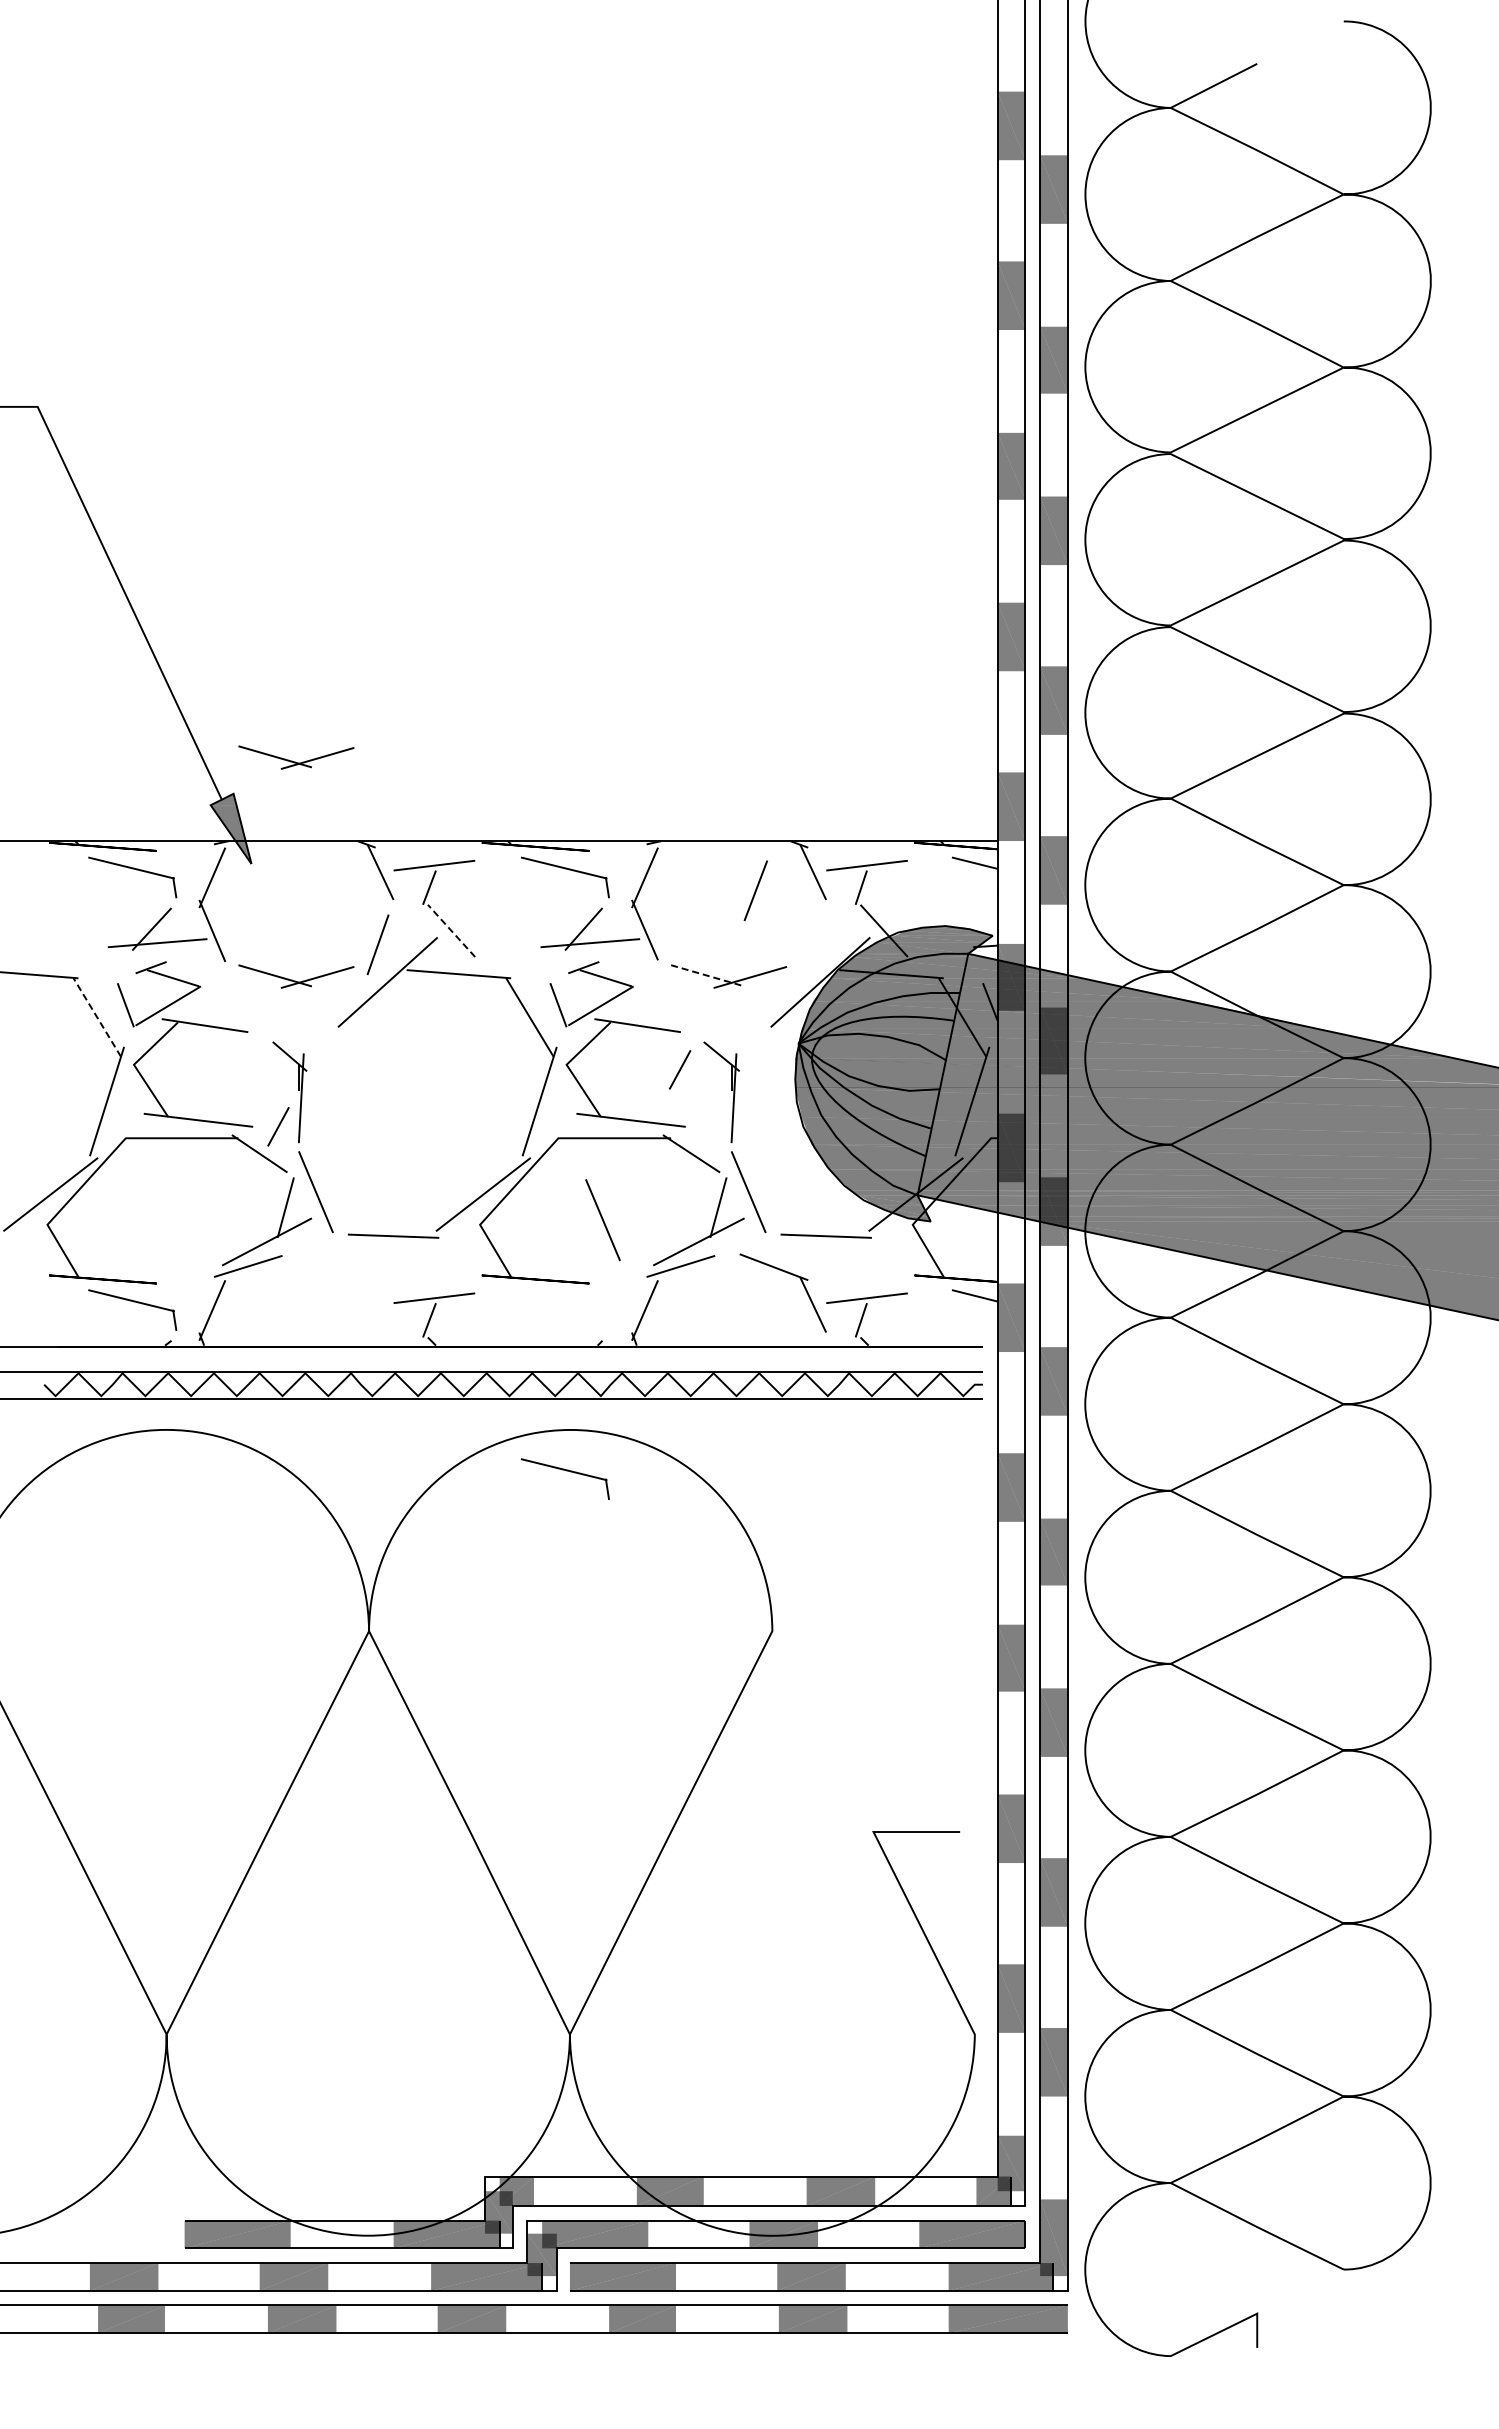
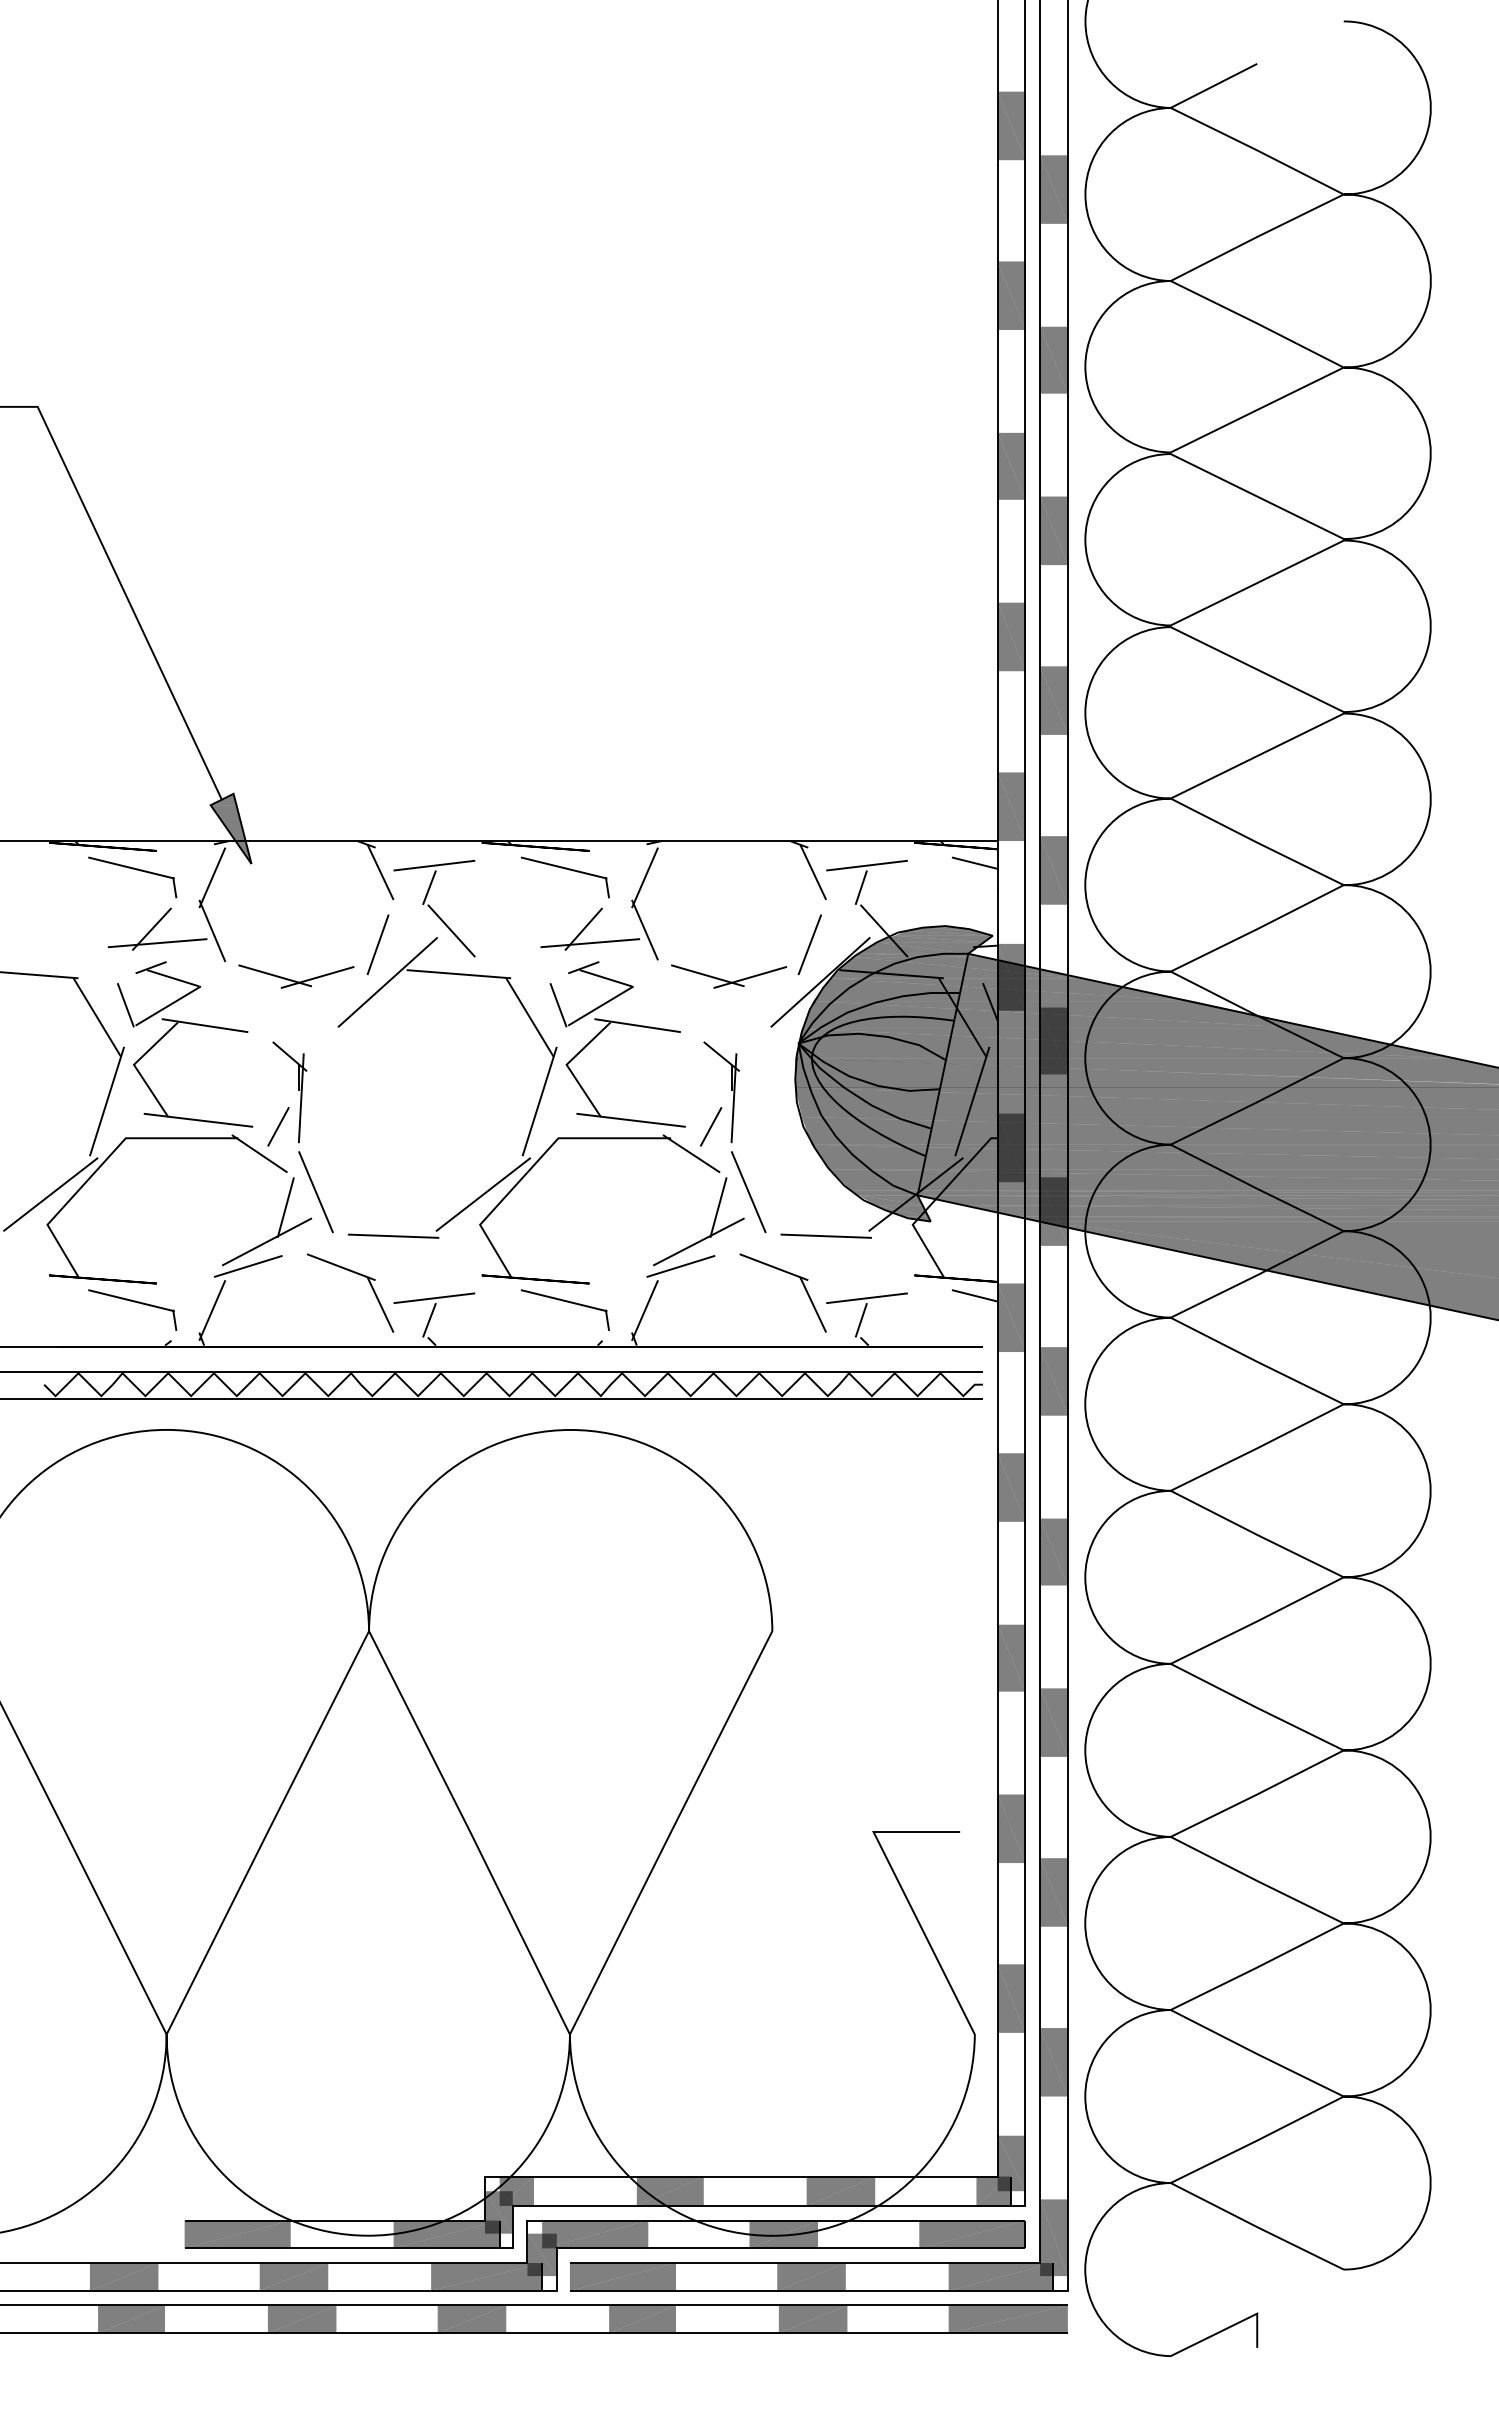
part: present -> none (296, 757)
line position: (755, 890) -> (809, 944) (809, 944)
line: dashed -> solid (451, 930)
line: dashed -> solid (708, 975)
line: dashed -> solid (97, 1017)
line position: (680, 1069) -> (711, 1126) (711, 1126)
line: present -> none (602, 1220)
part: none -> present (359, 1275)
part position: (566, 1471) -> (566, 1302) (566, 1302)
